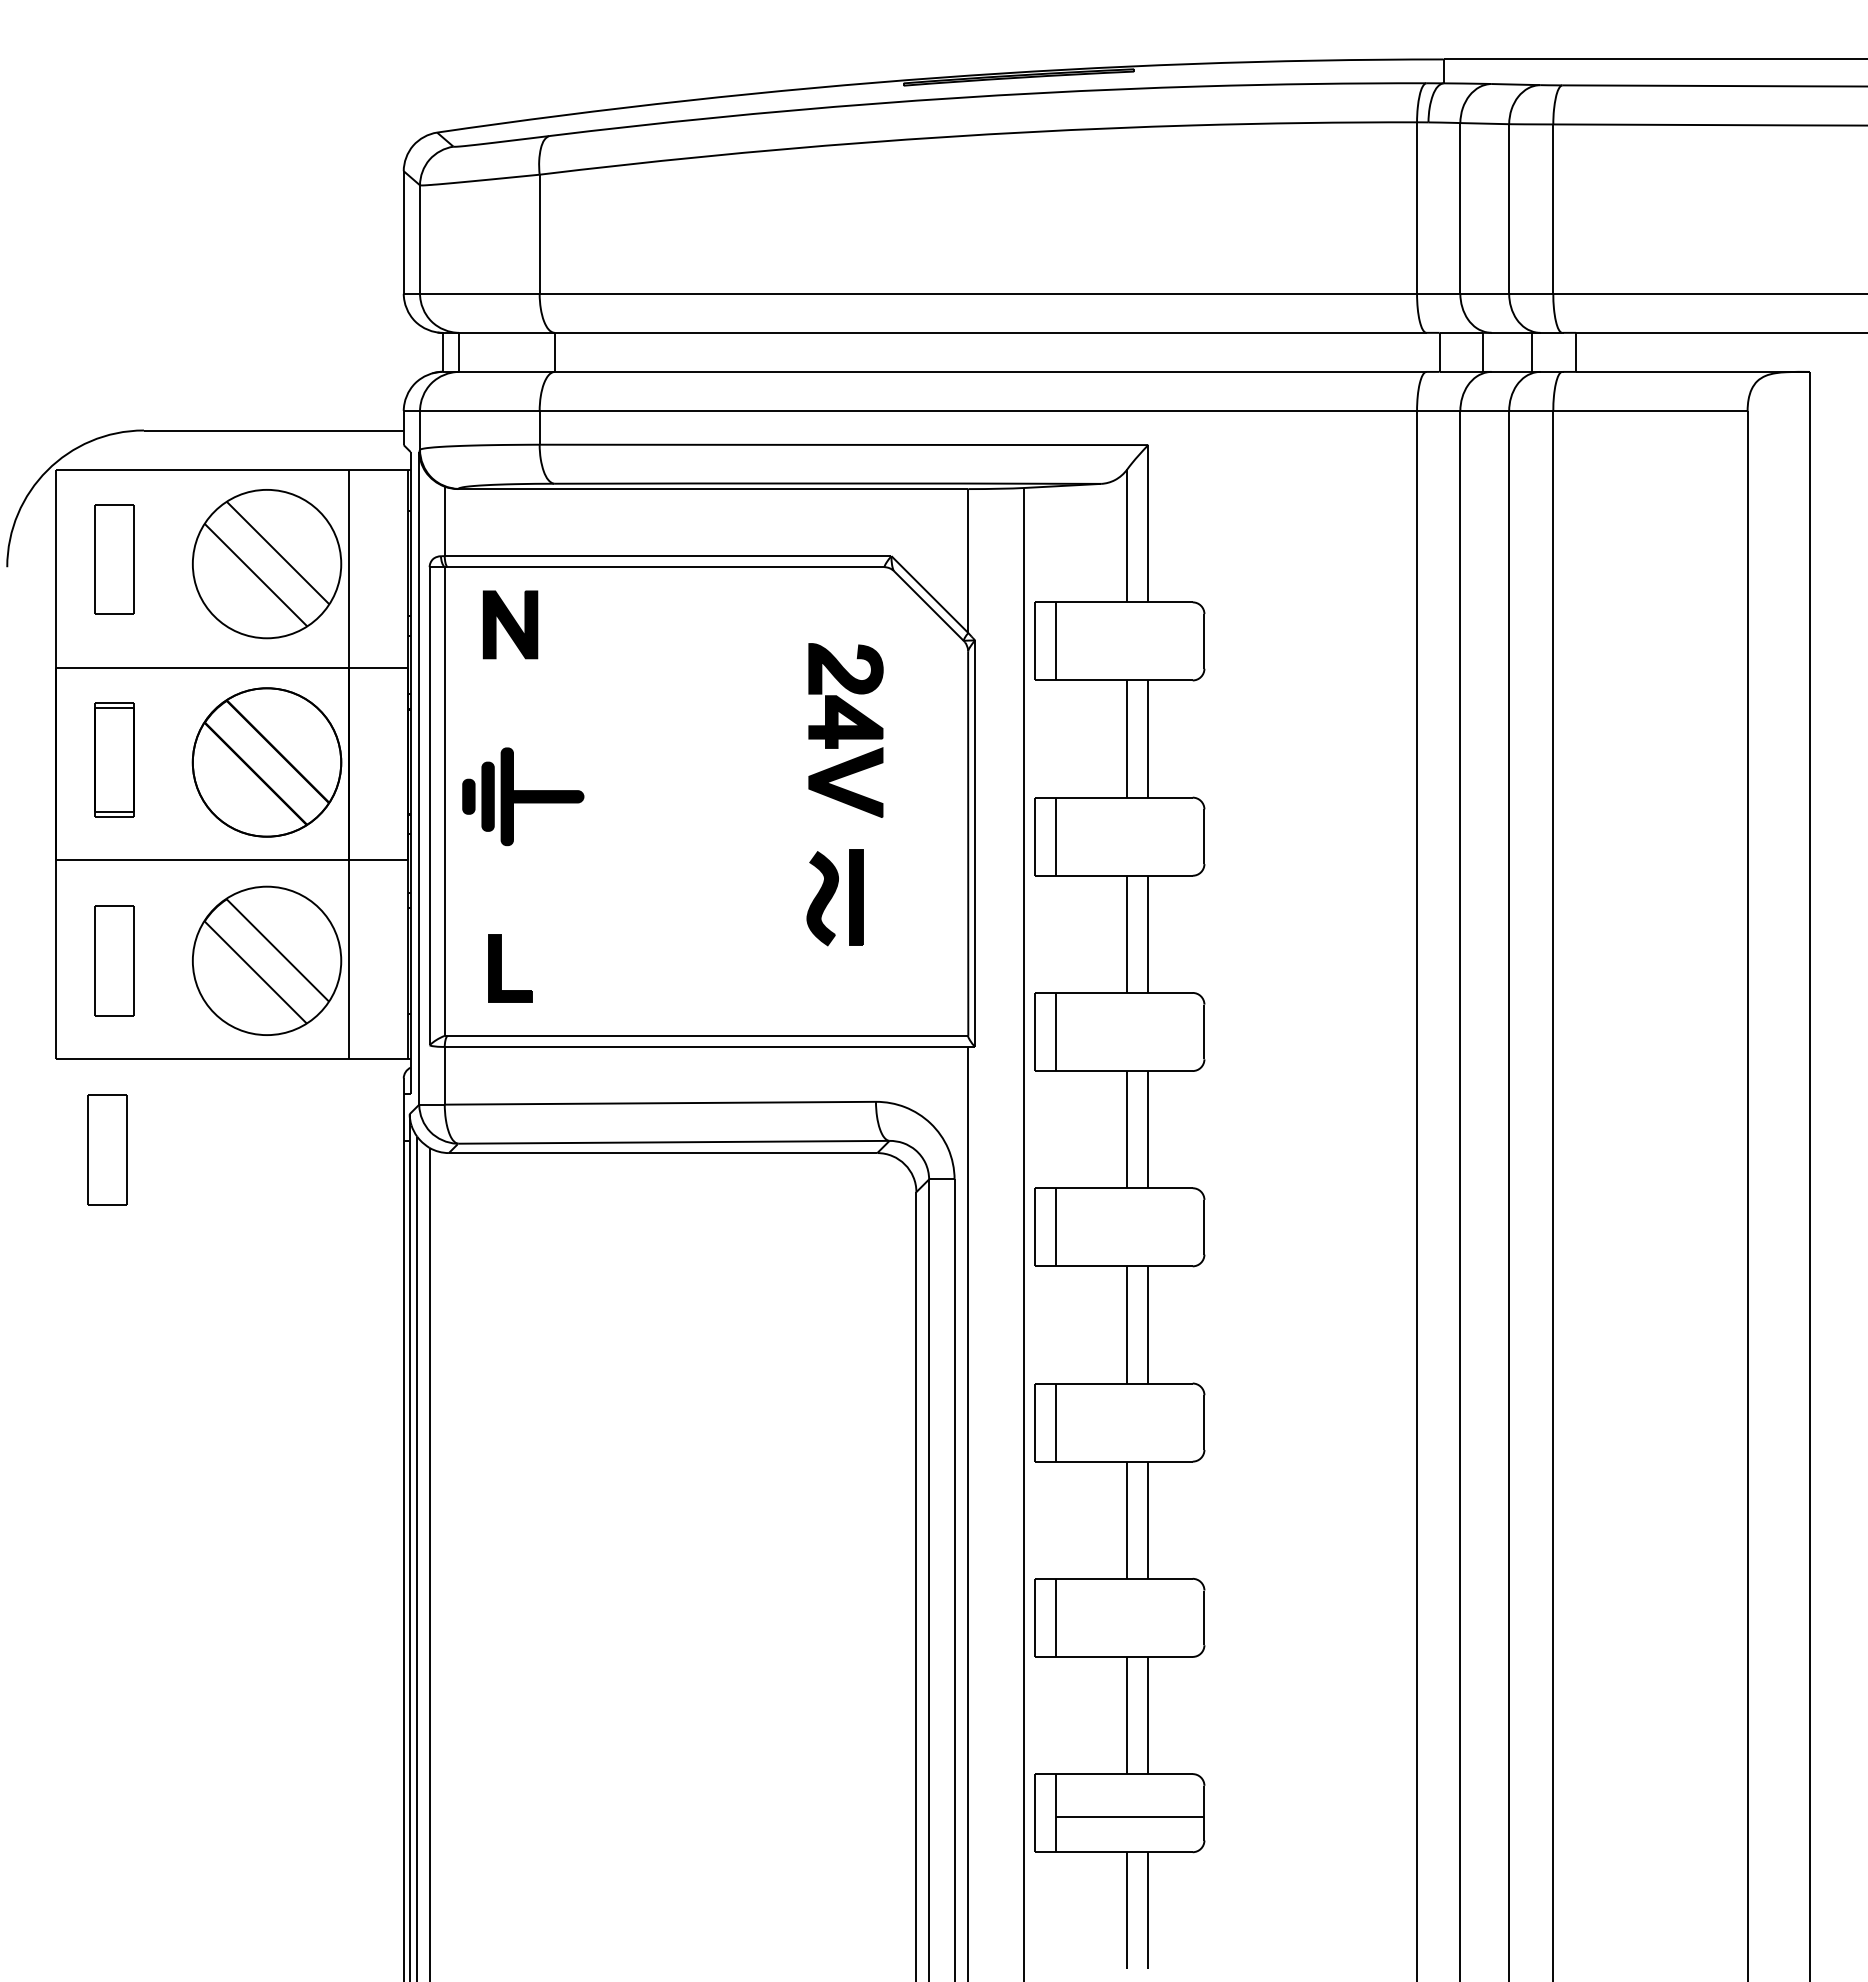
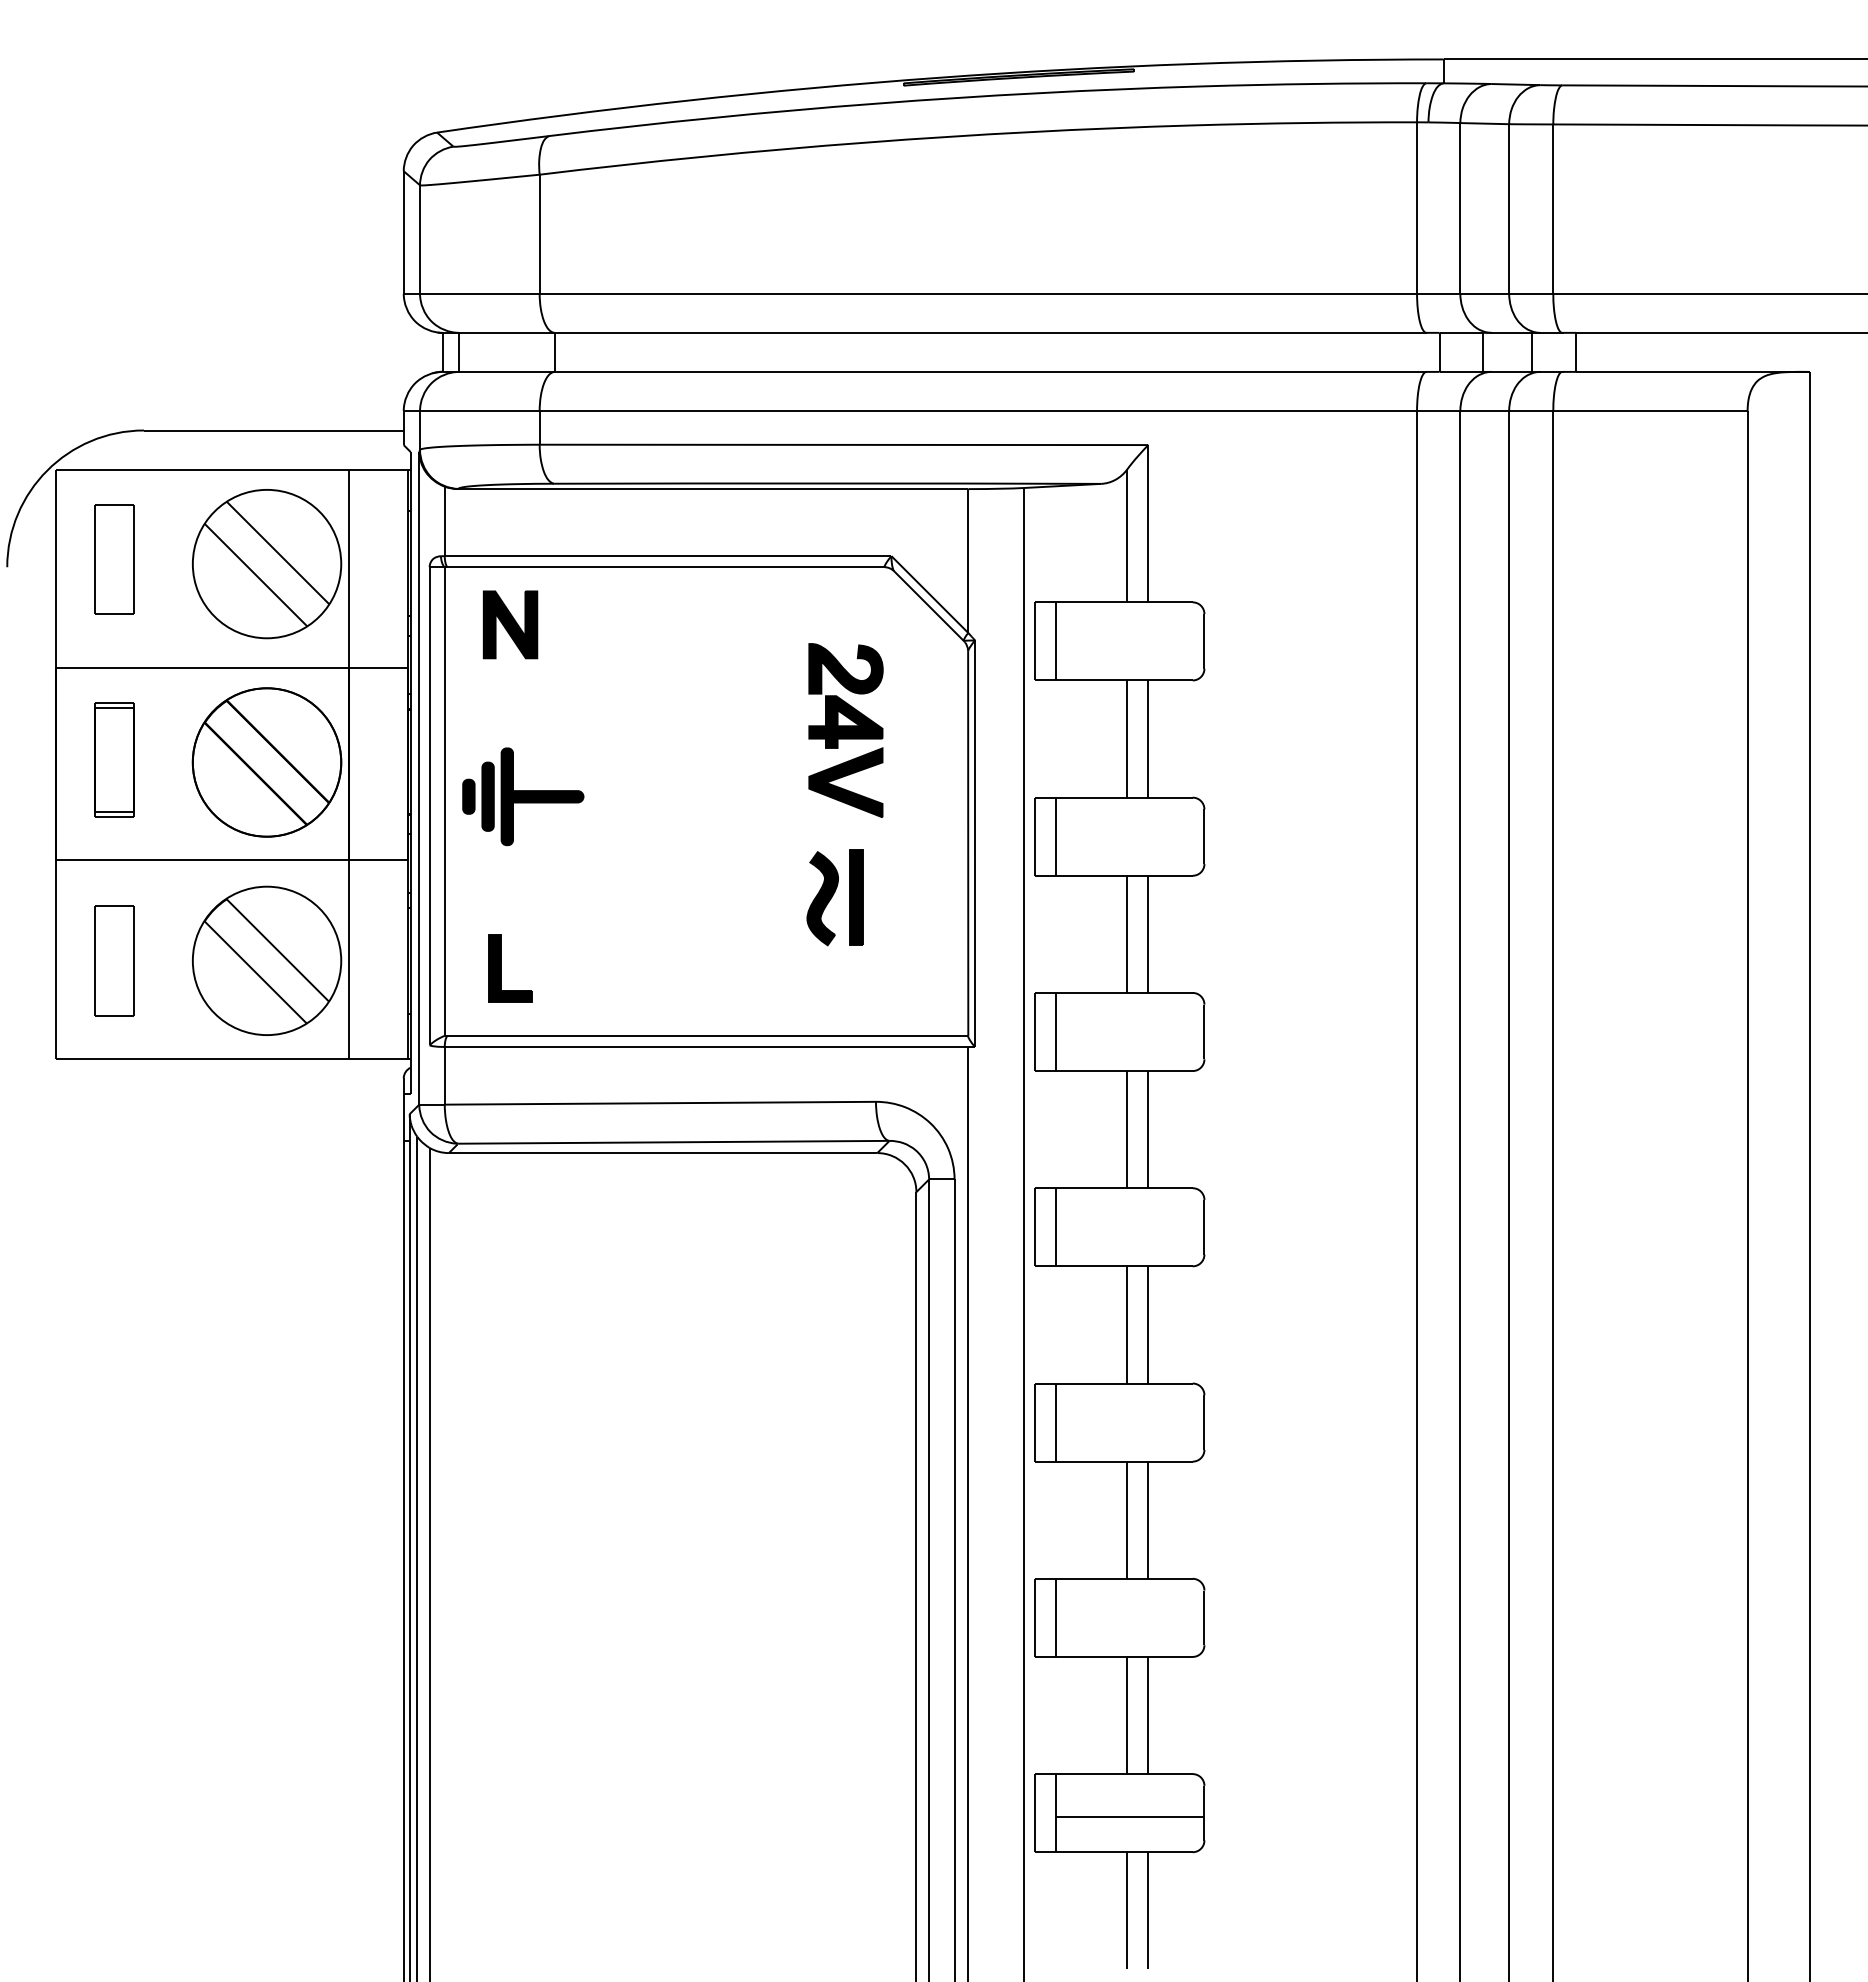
part: present -> none (107, 1149)
